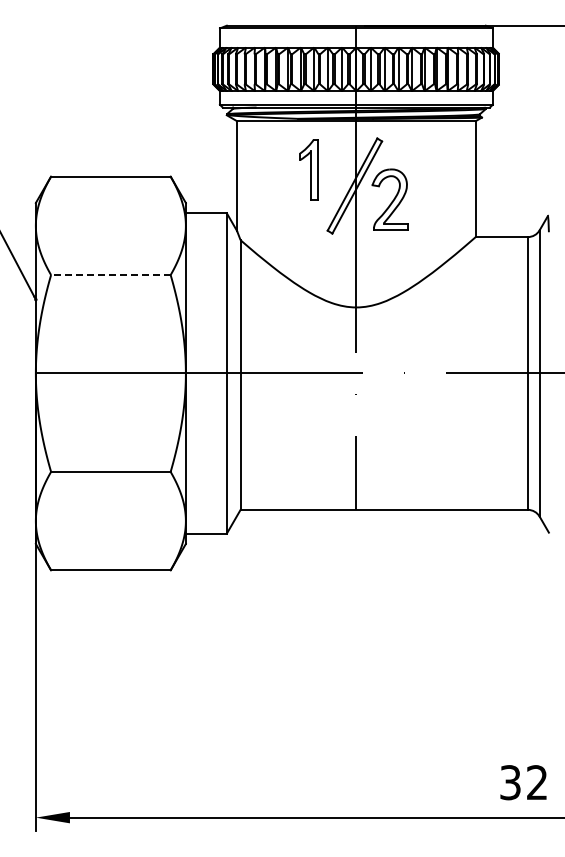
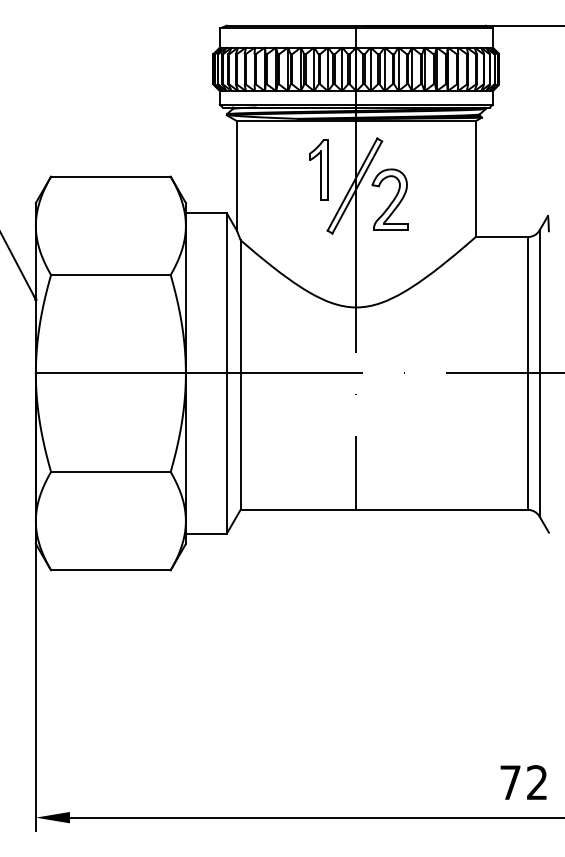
part position: (308, 169) -> (318, 169) (318, 169)
line: dashed -> solid (110, 275)
text: 32 -> 72 (510, 782)
